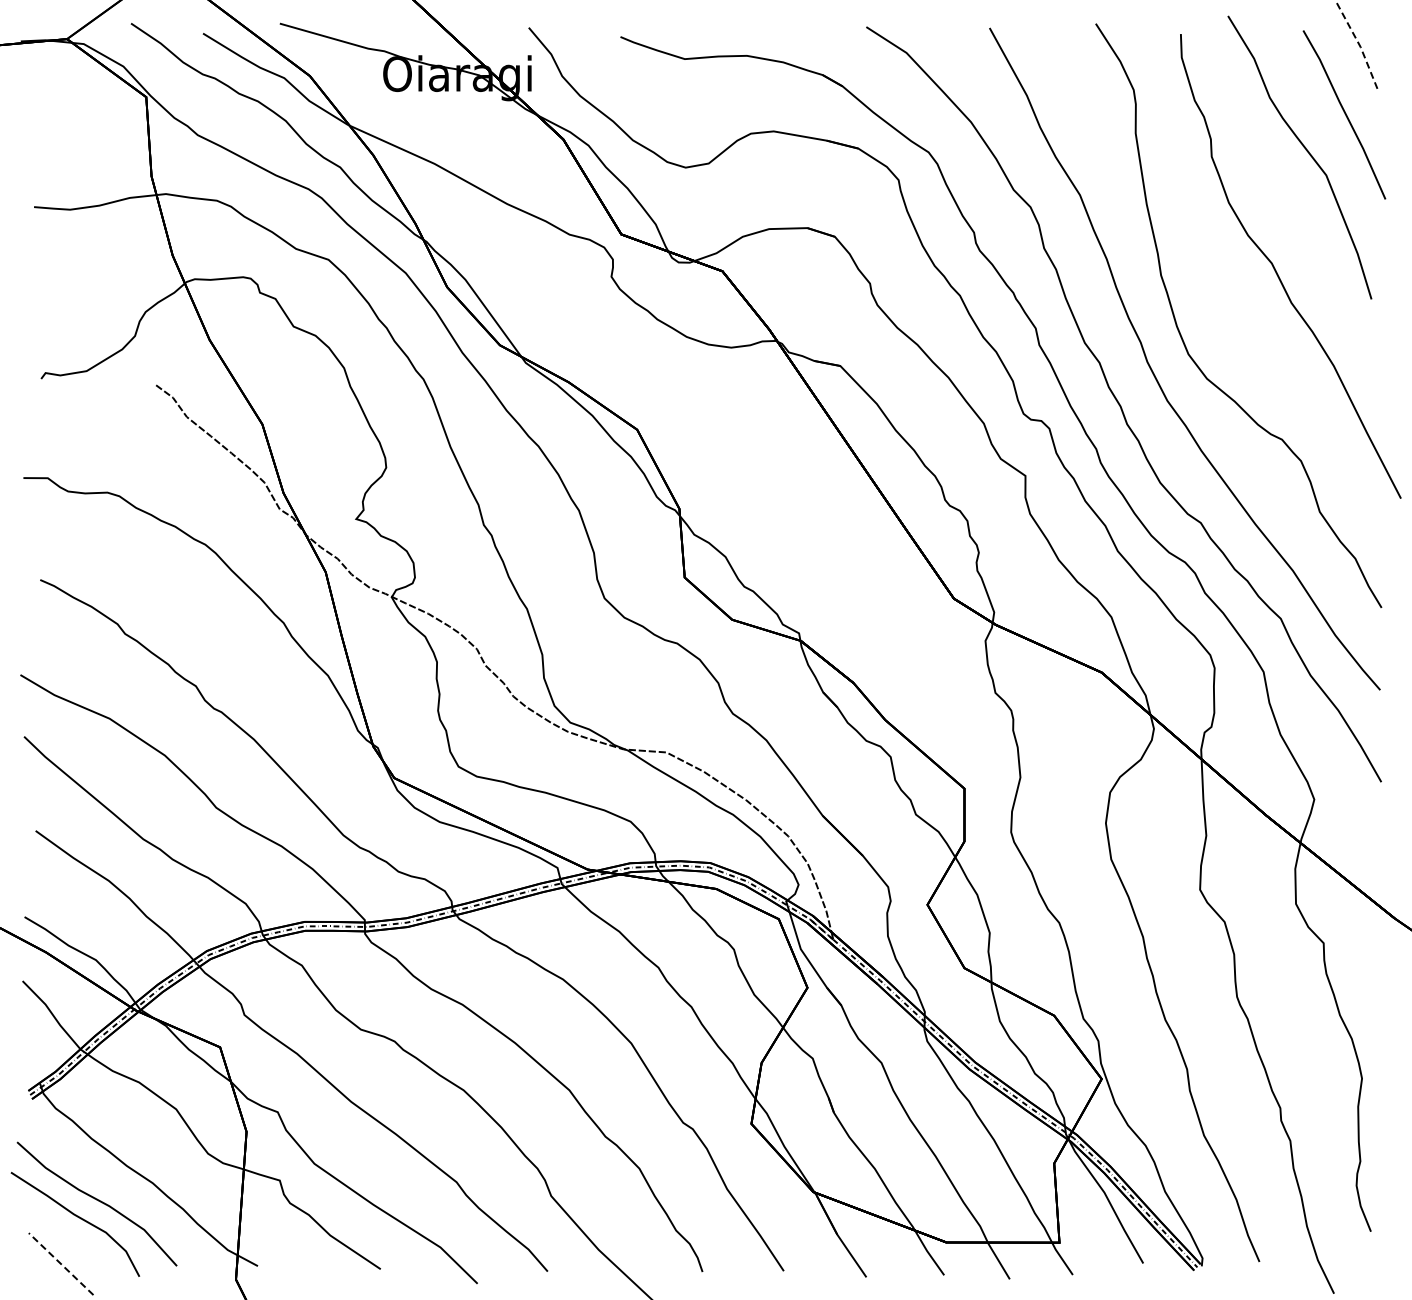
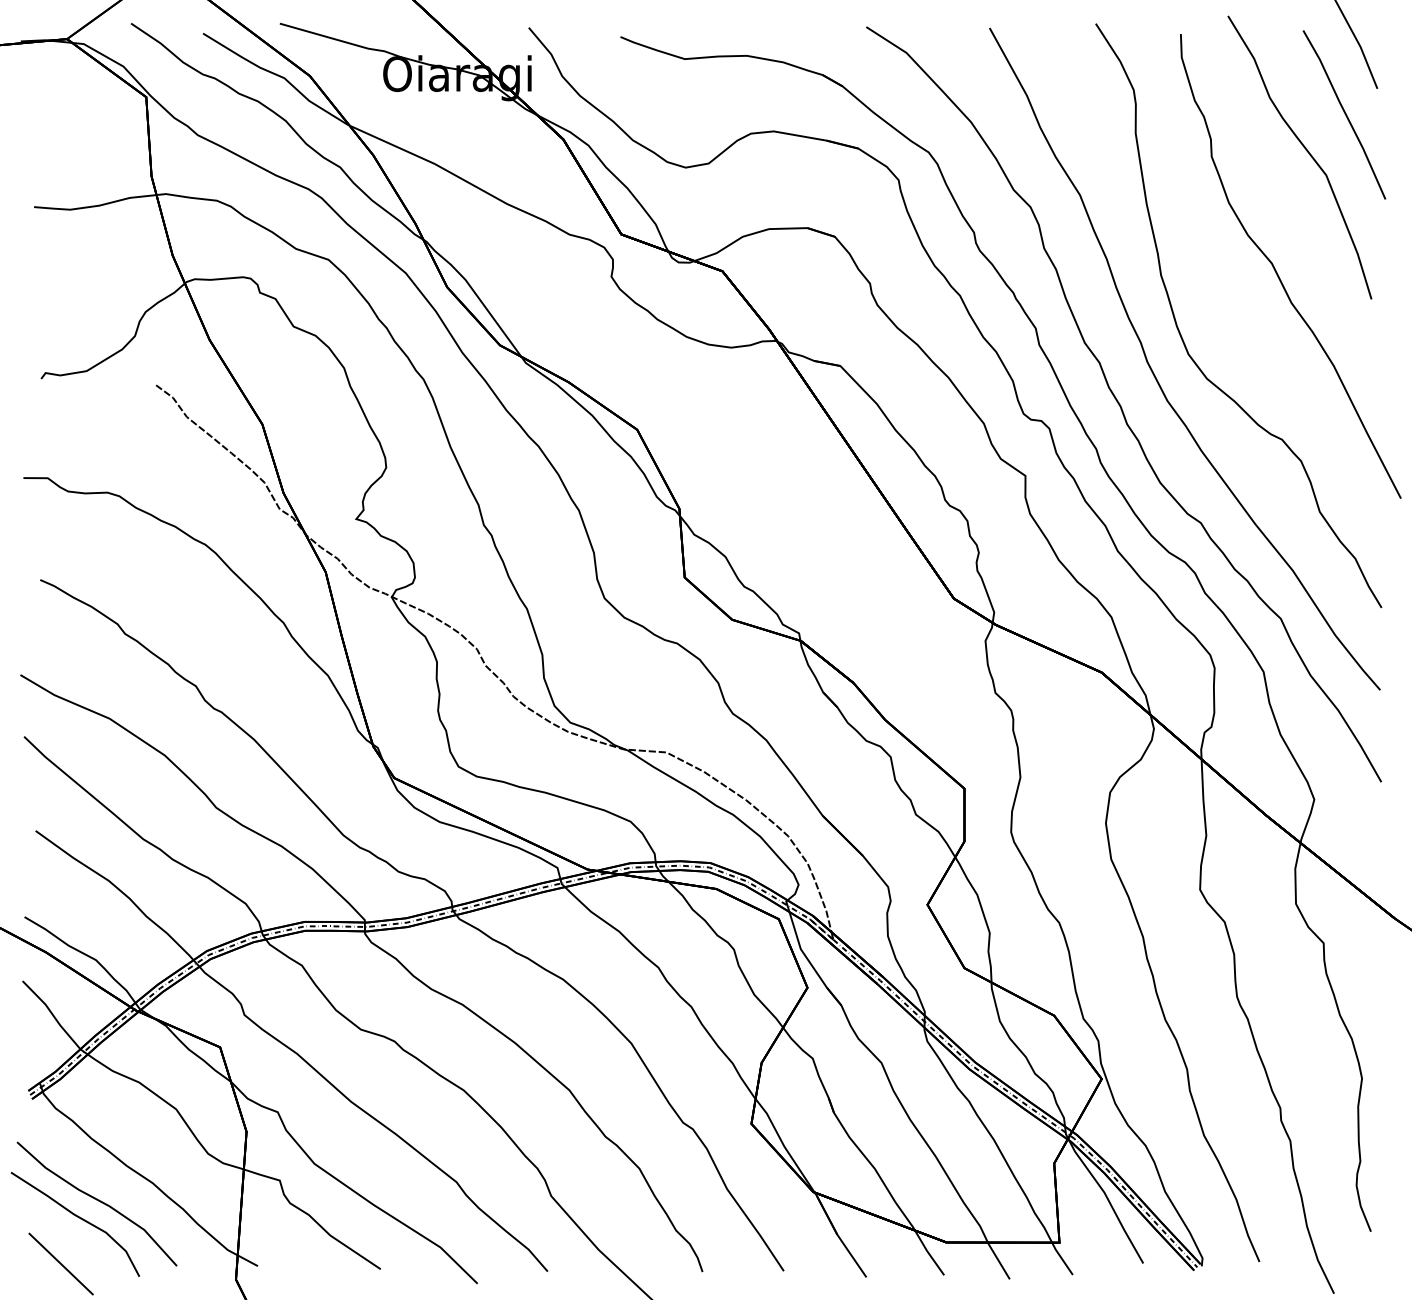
line: dashed -> solid (1358, 43)
line: dashed -> solid (61, 1264)
